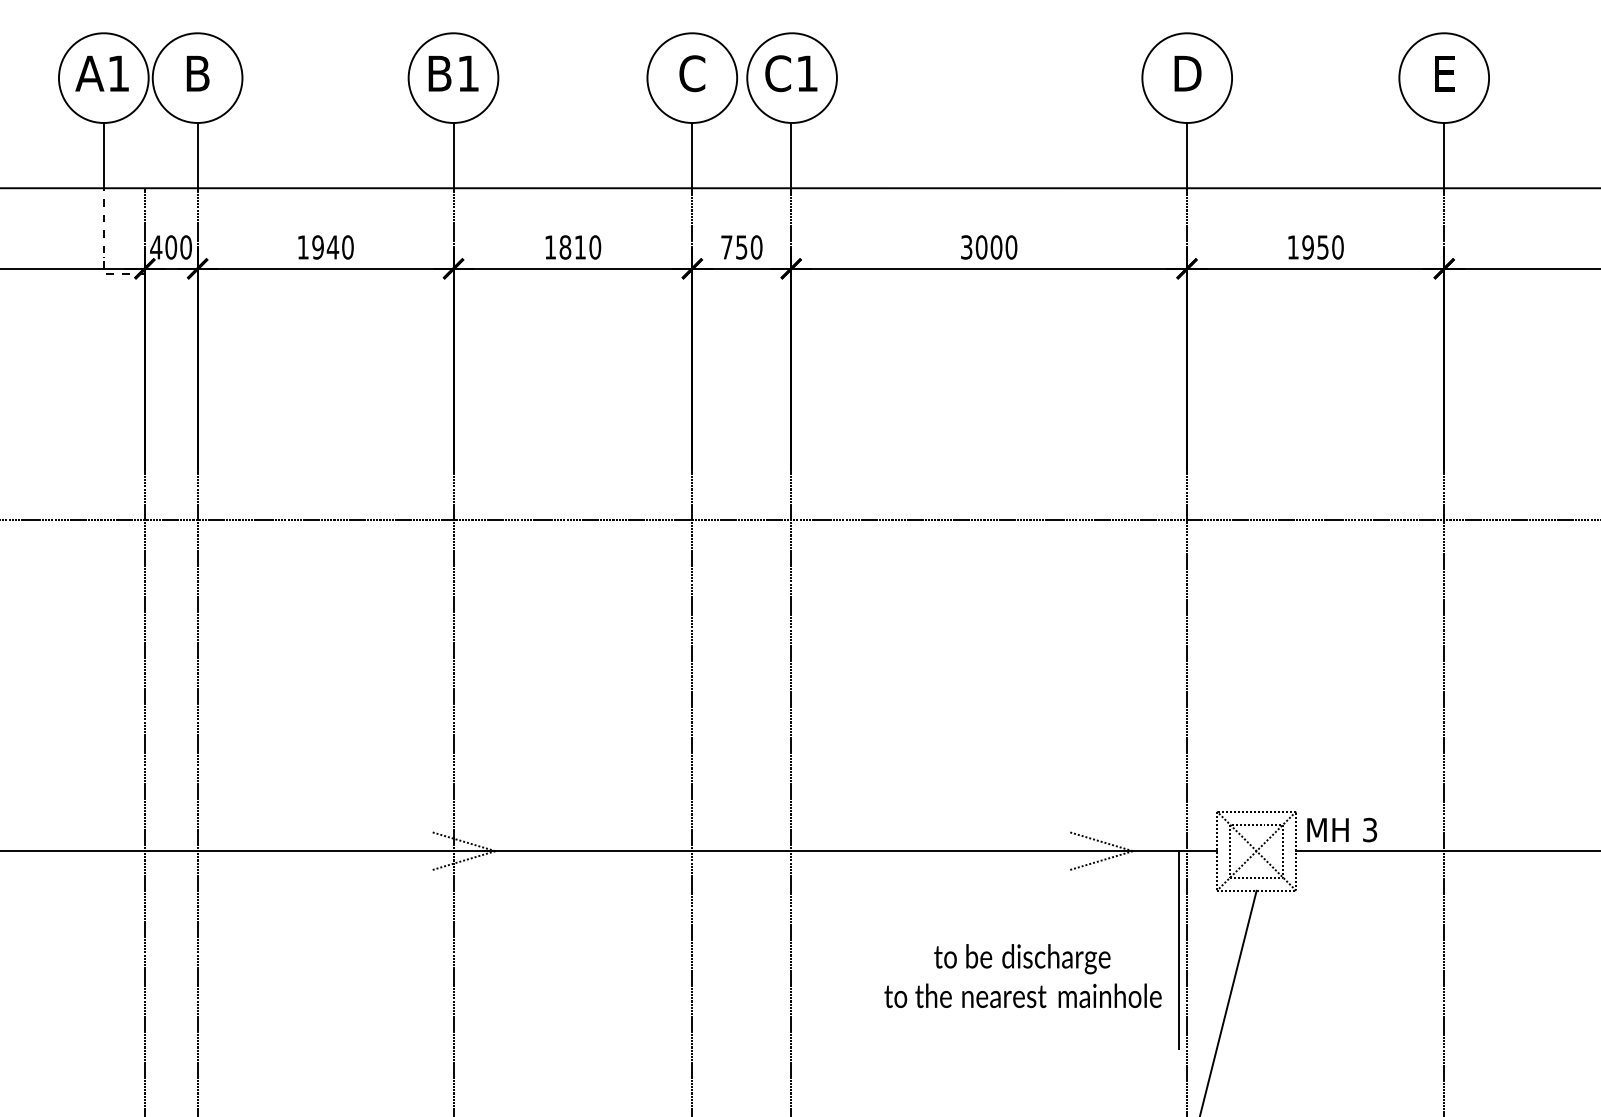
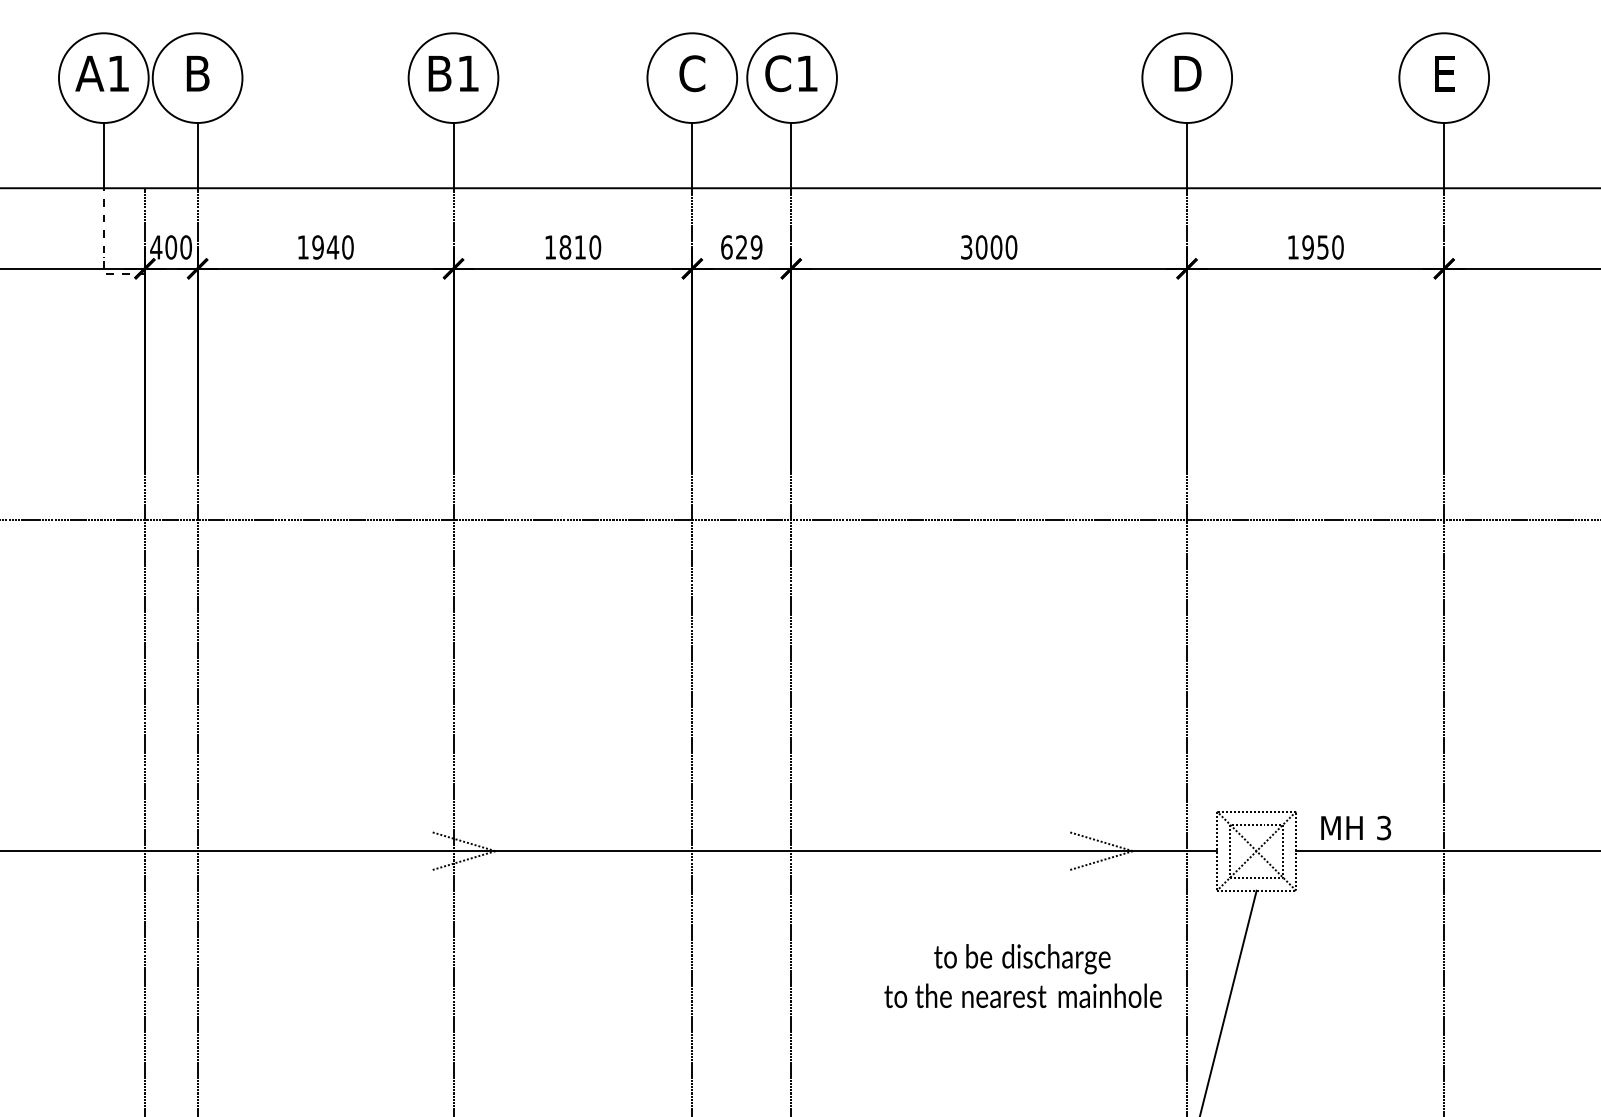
text: 750 -> 629 (741, 247)
text position: (1342, 829) -> (1356, 827) (1356, 827)
line: present -> none (1178, 949)
